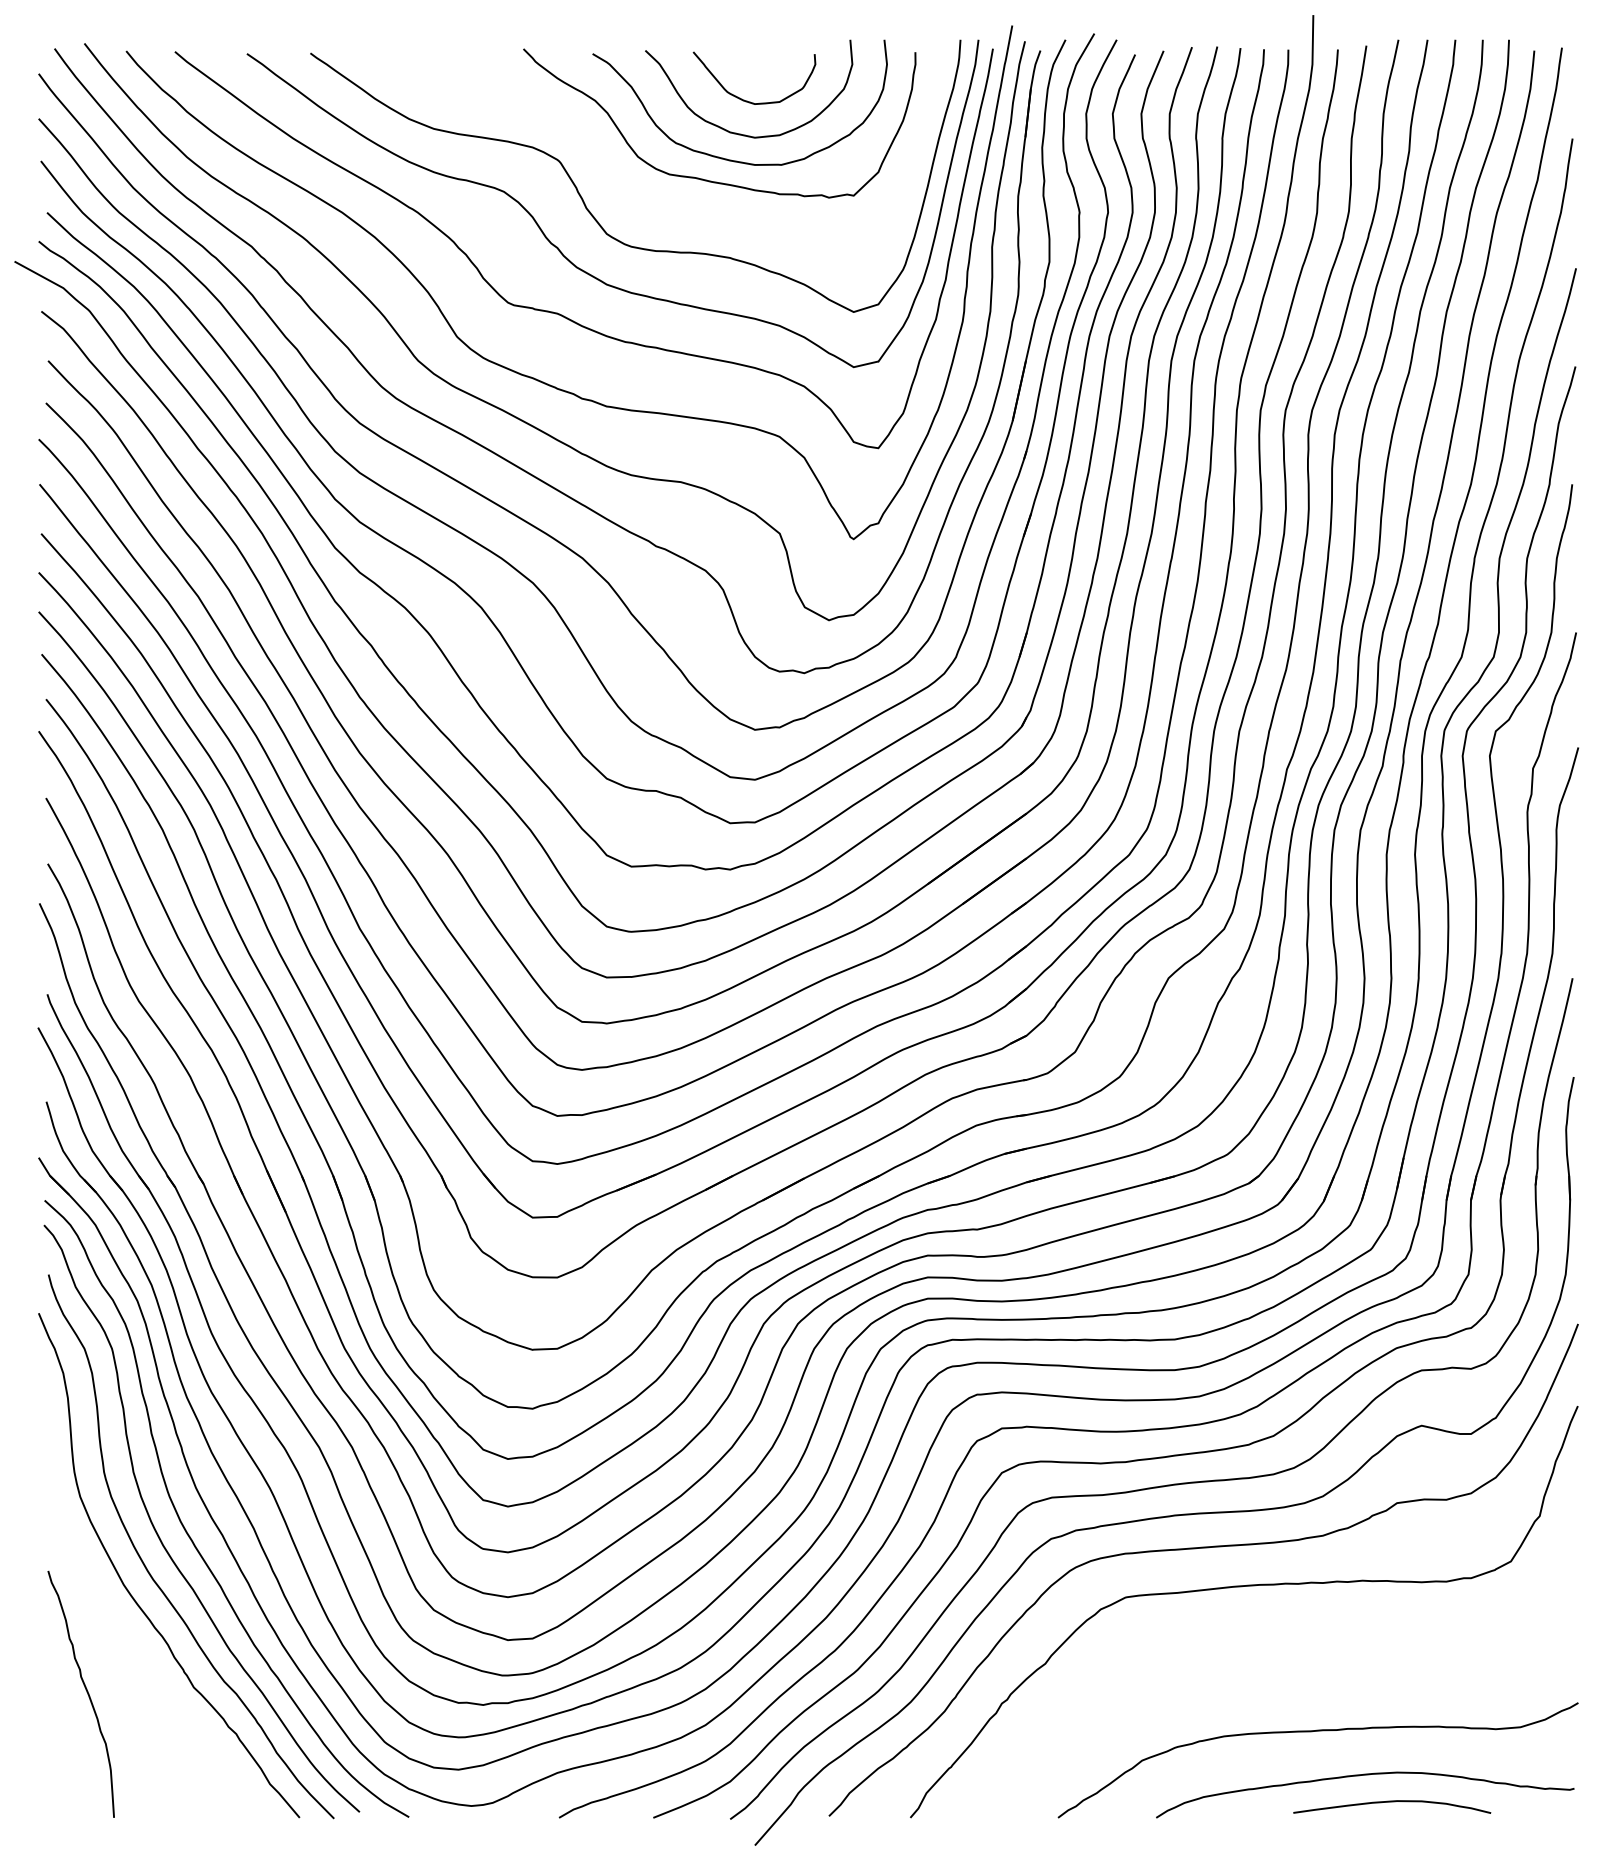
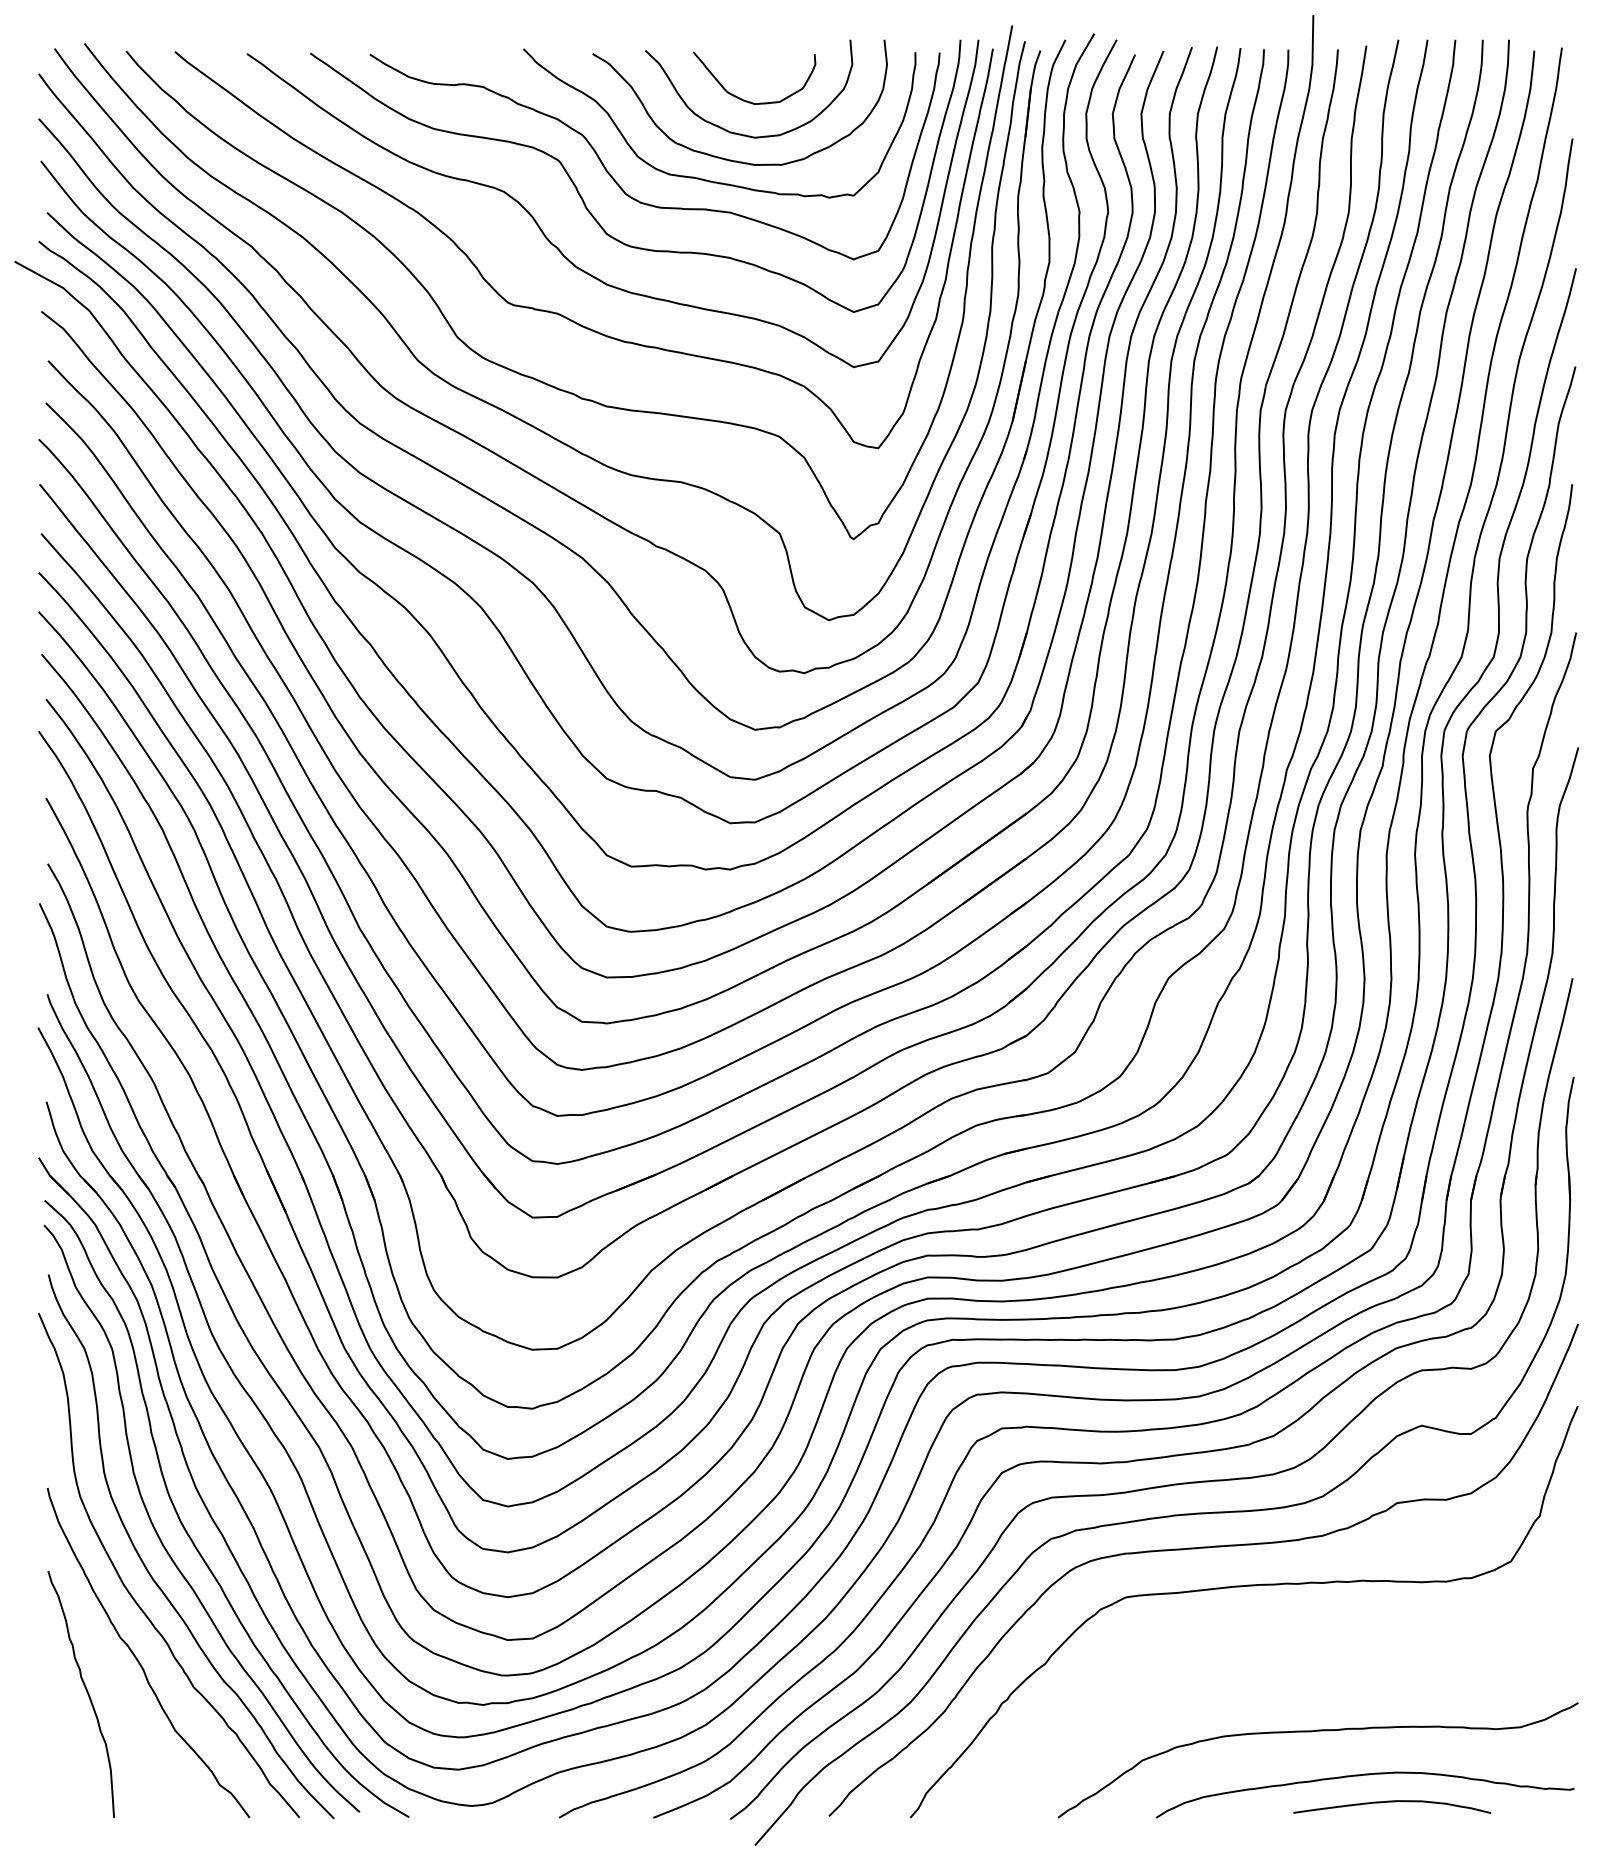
curve: none -> present (619, 184)
curve: none -> present (138, 1659)
